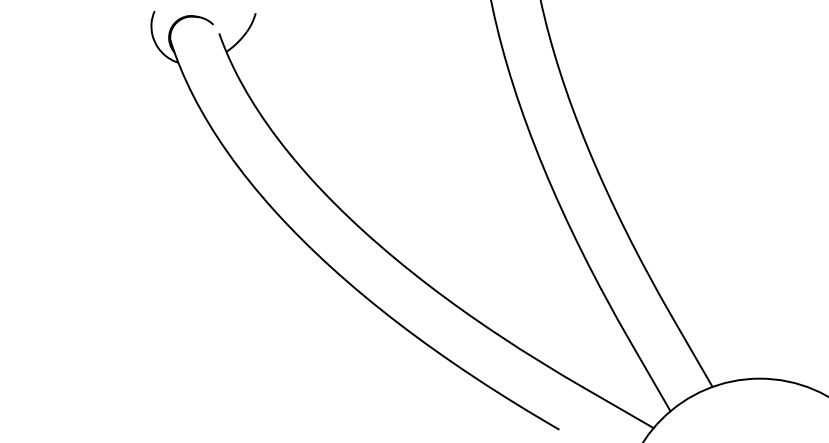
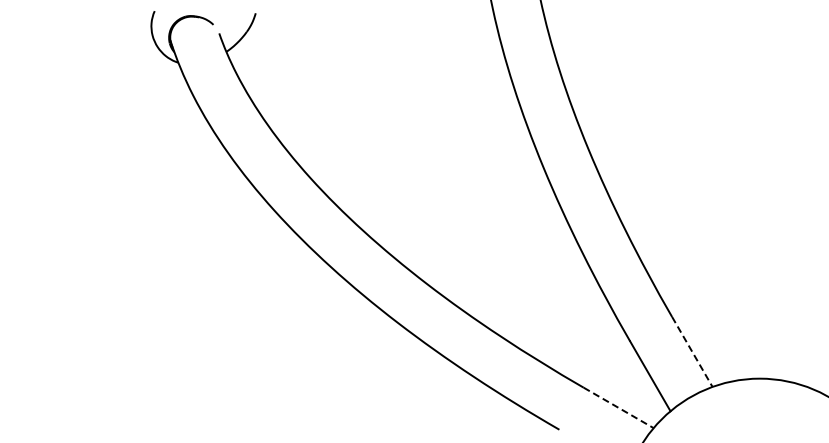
line: solid -> dashed (692, 352)
line: solid -> dashed (619, 408)
